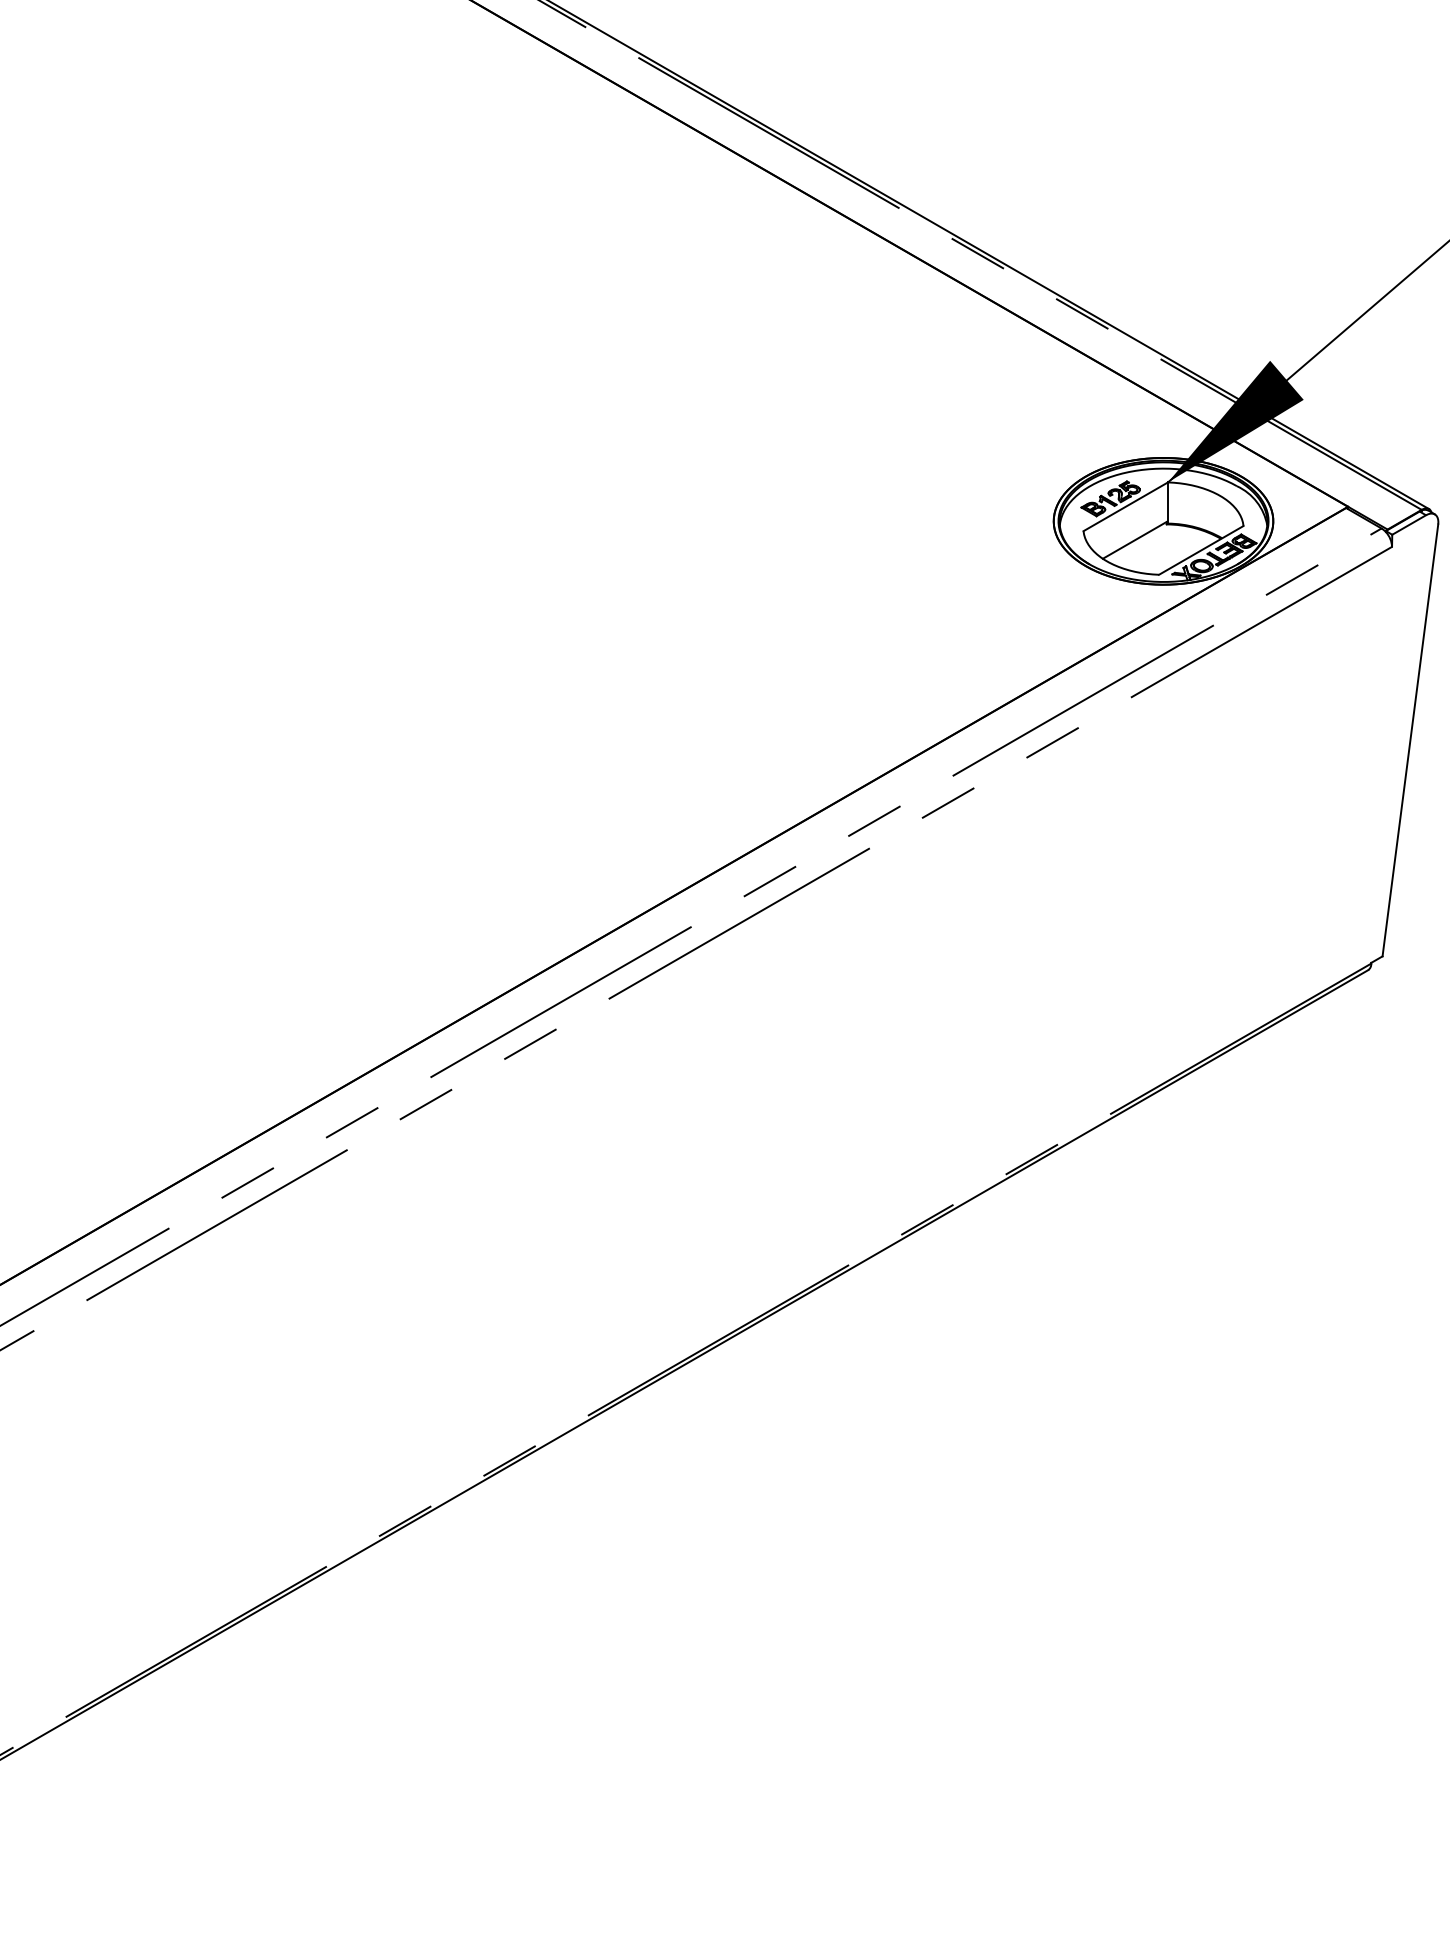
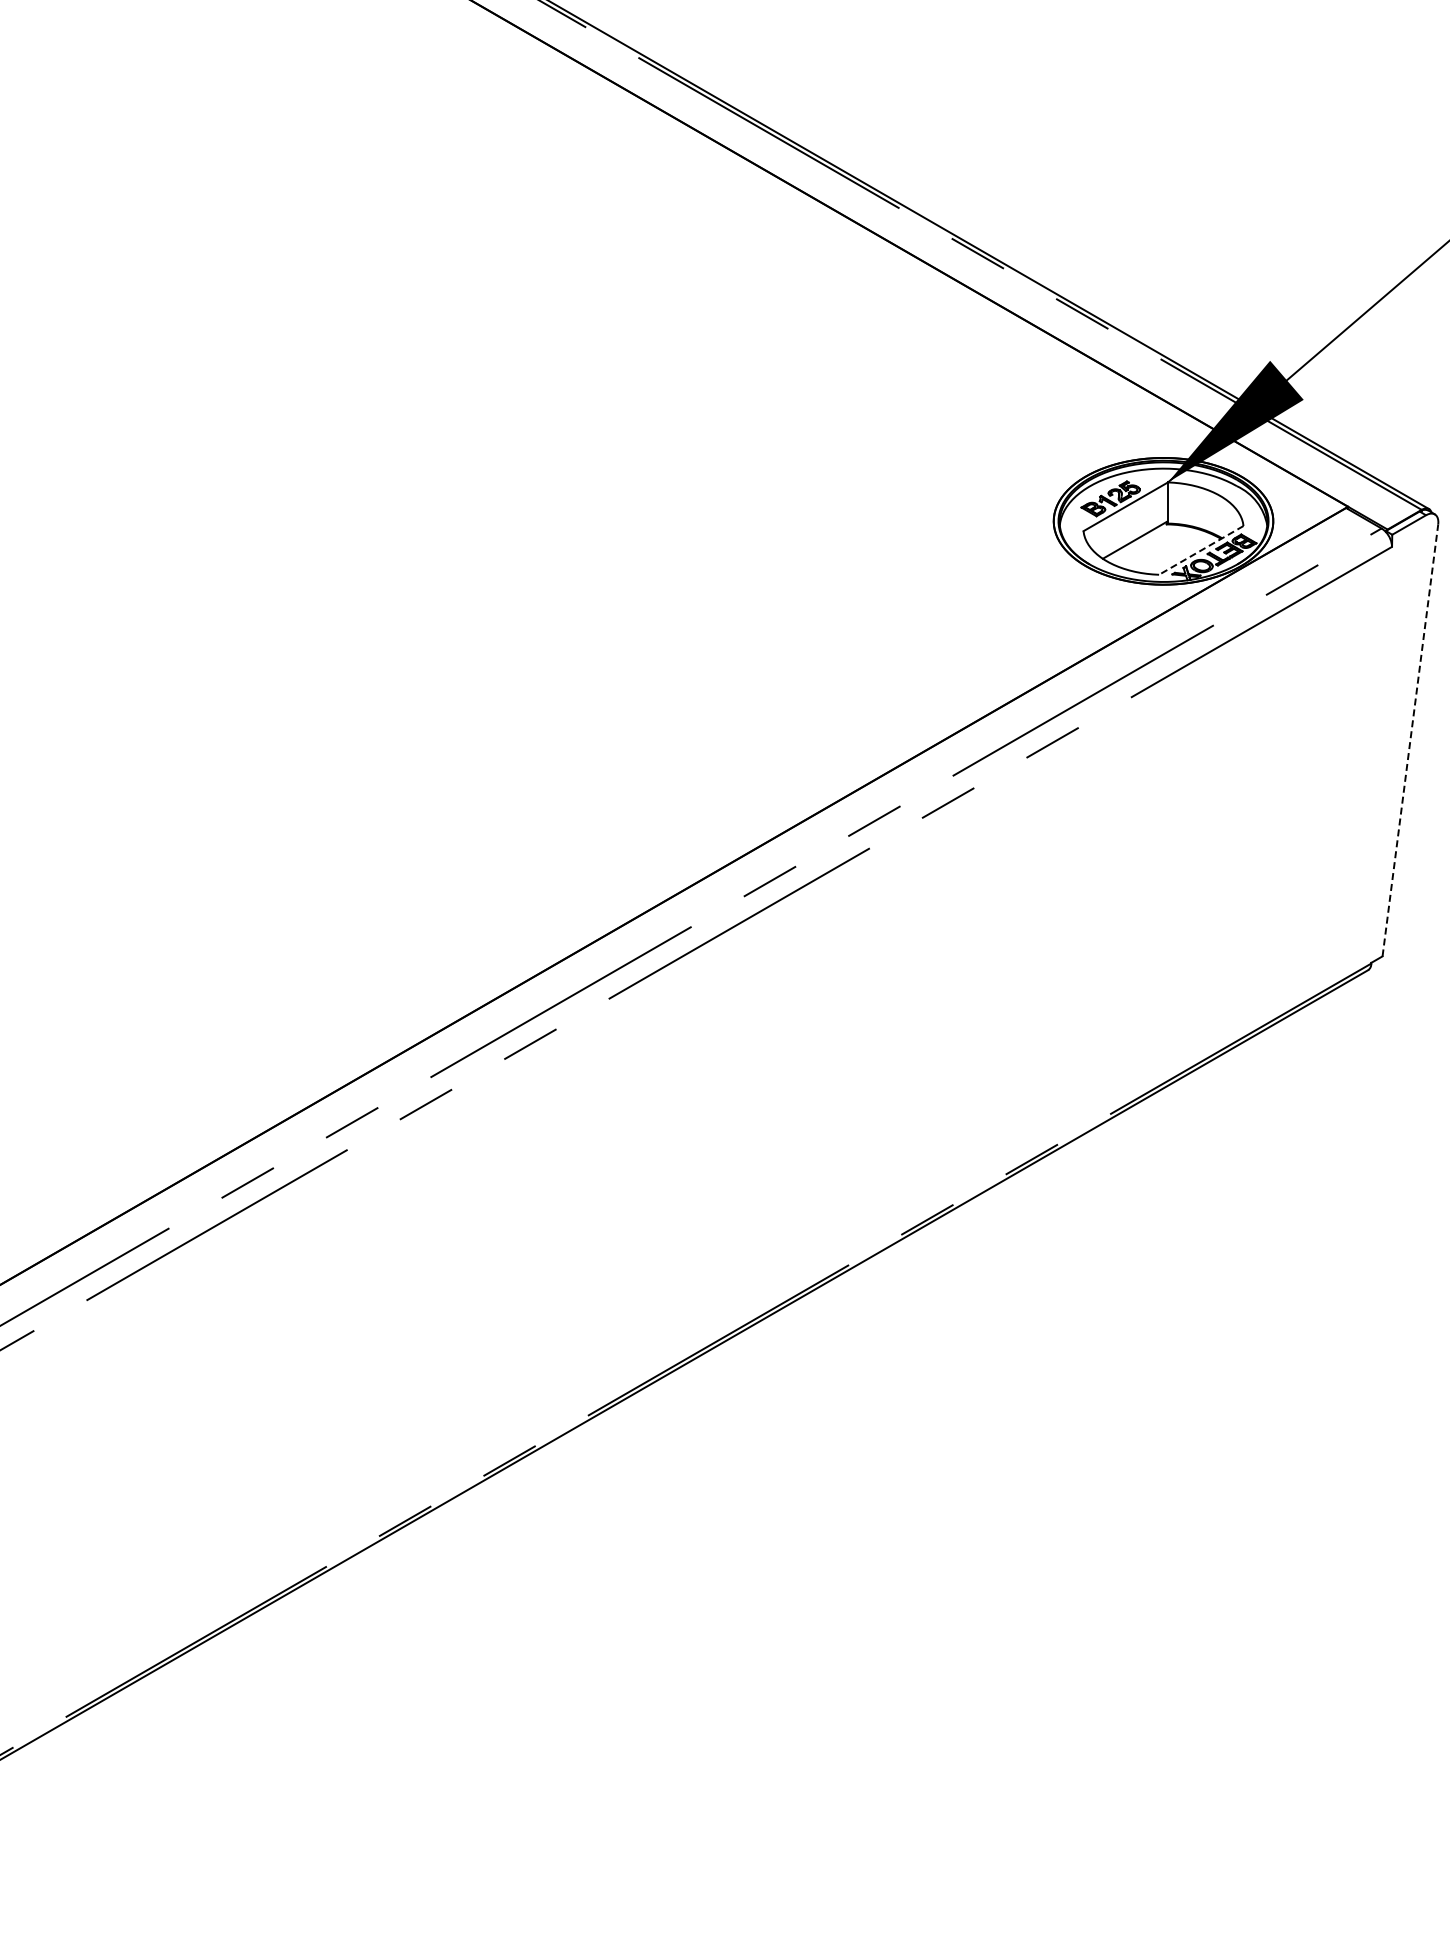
line: solid -> dashed (1201, 550)
line: solid -> dashed (1410, 740)
